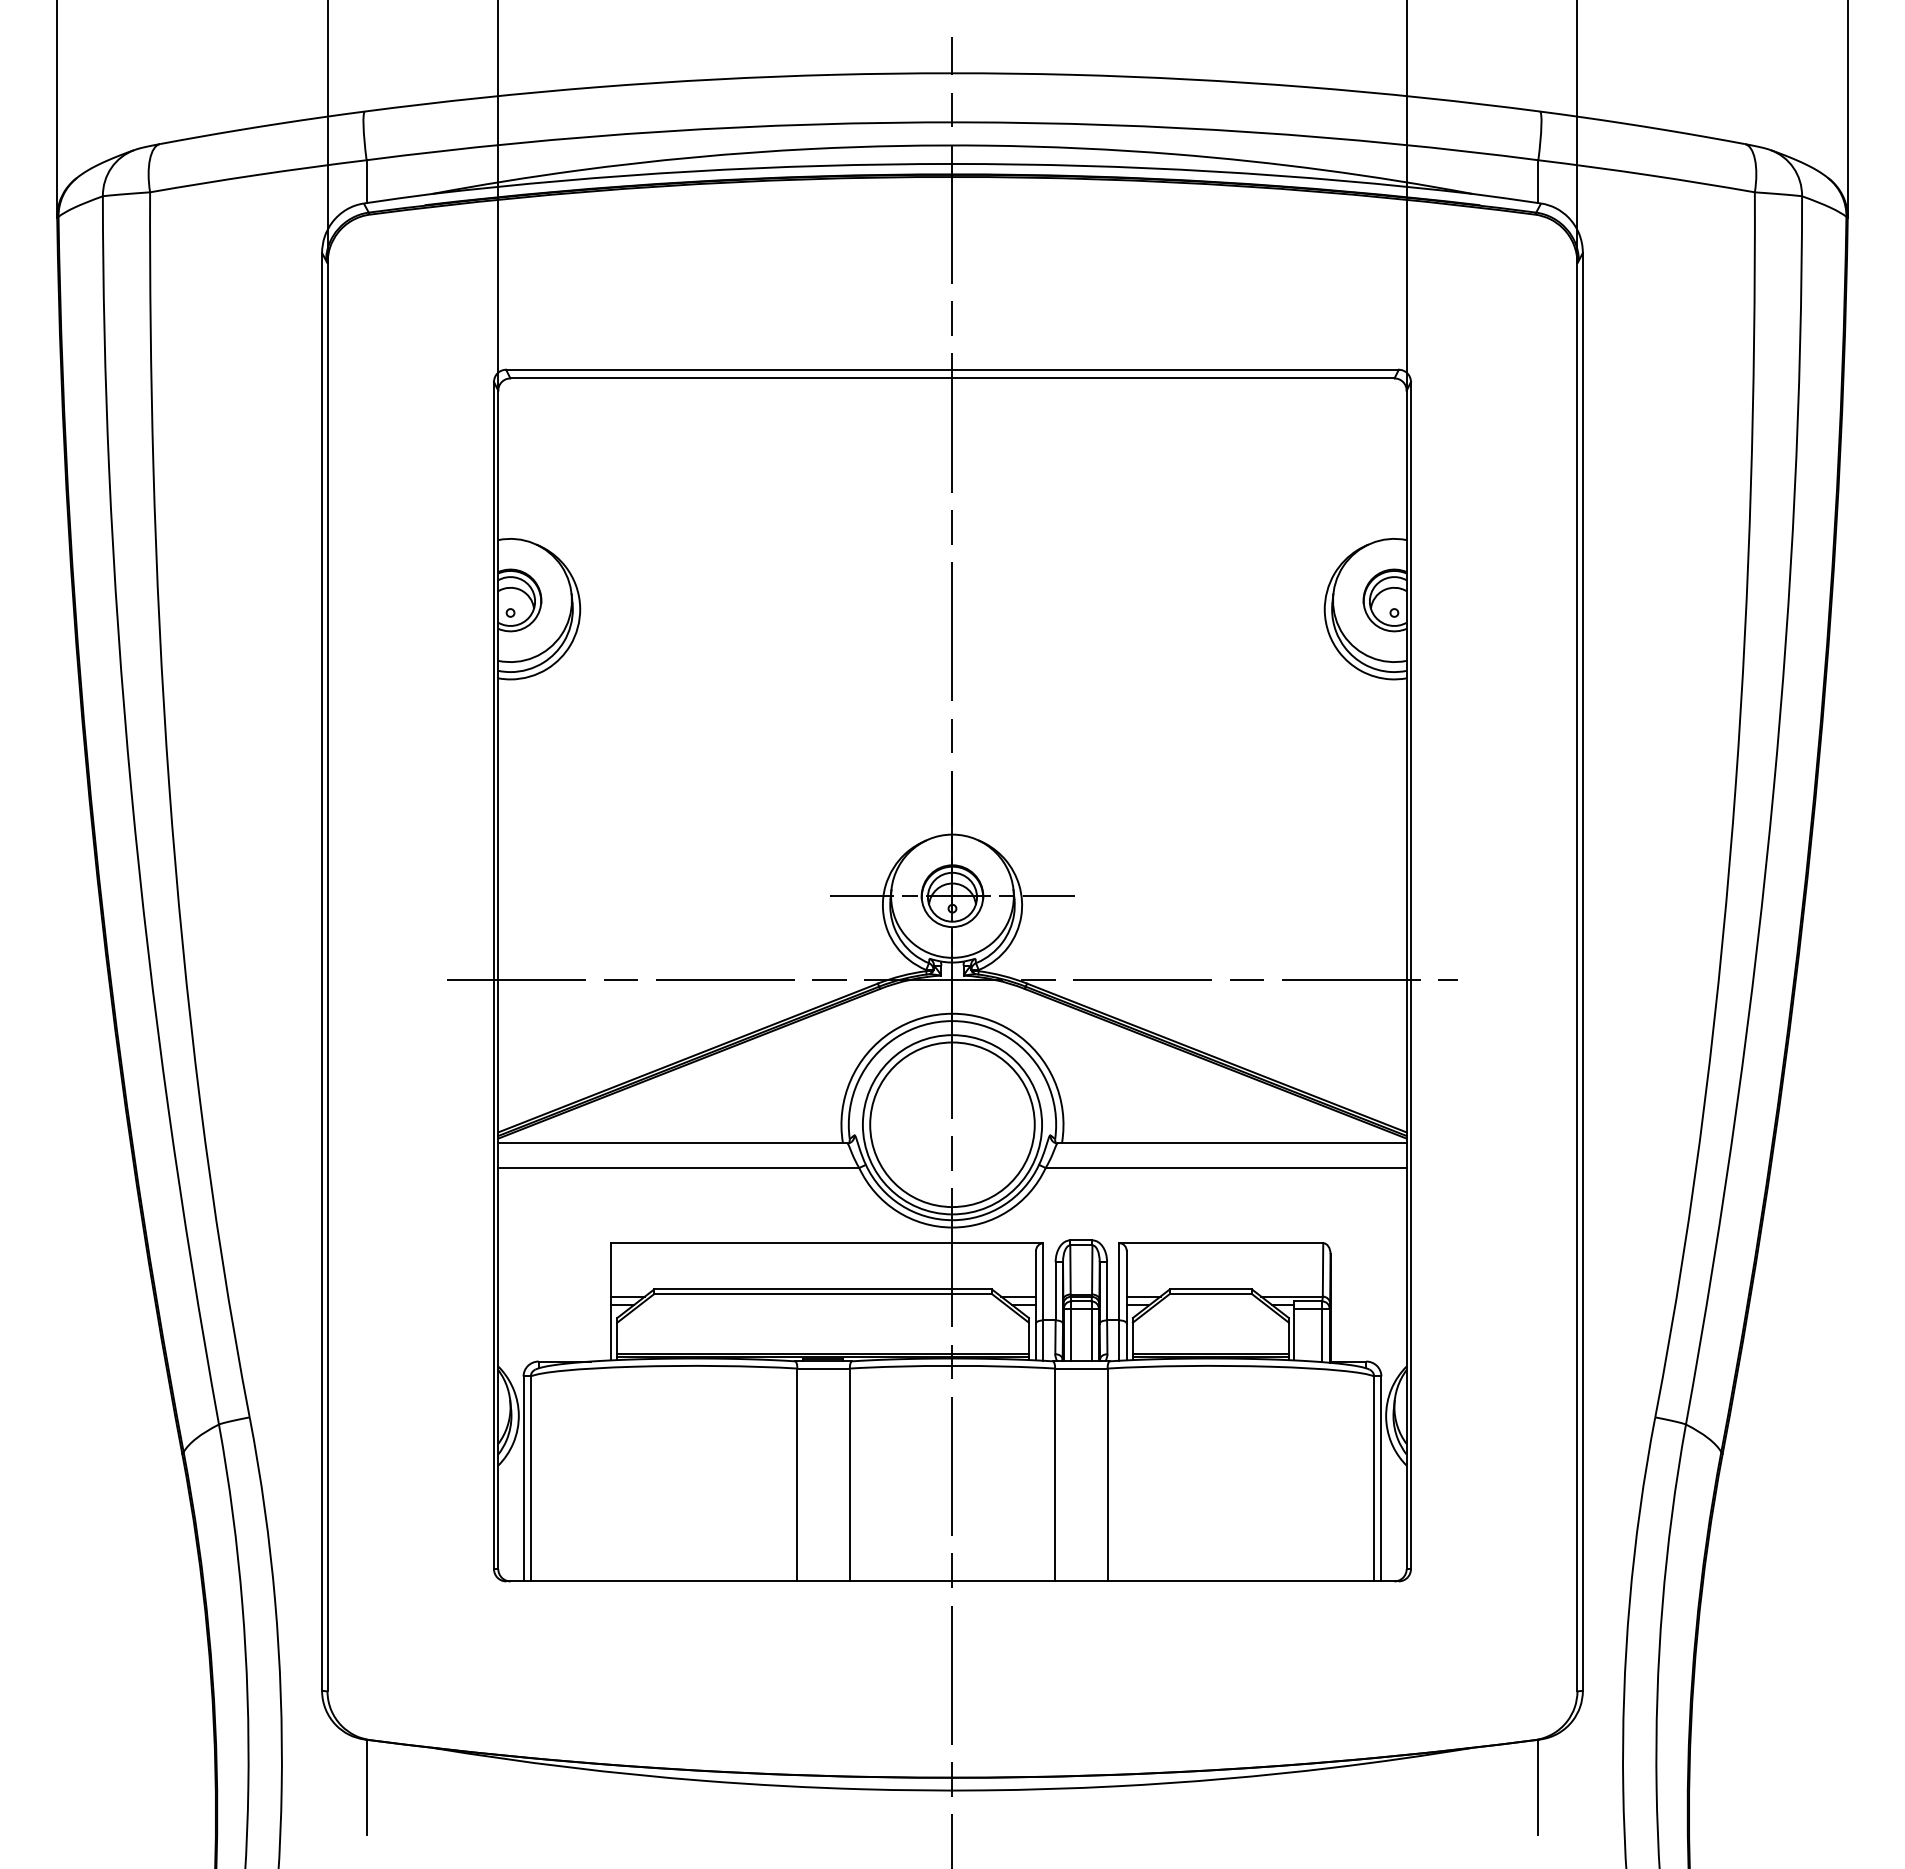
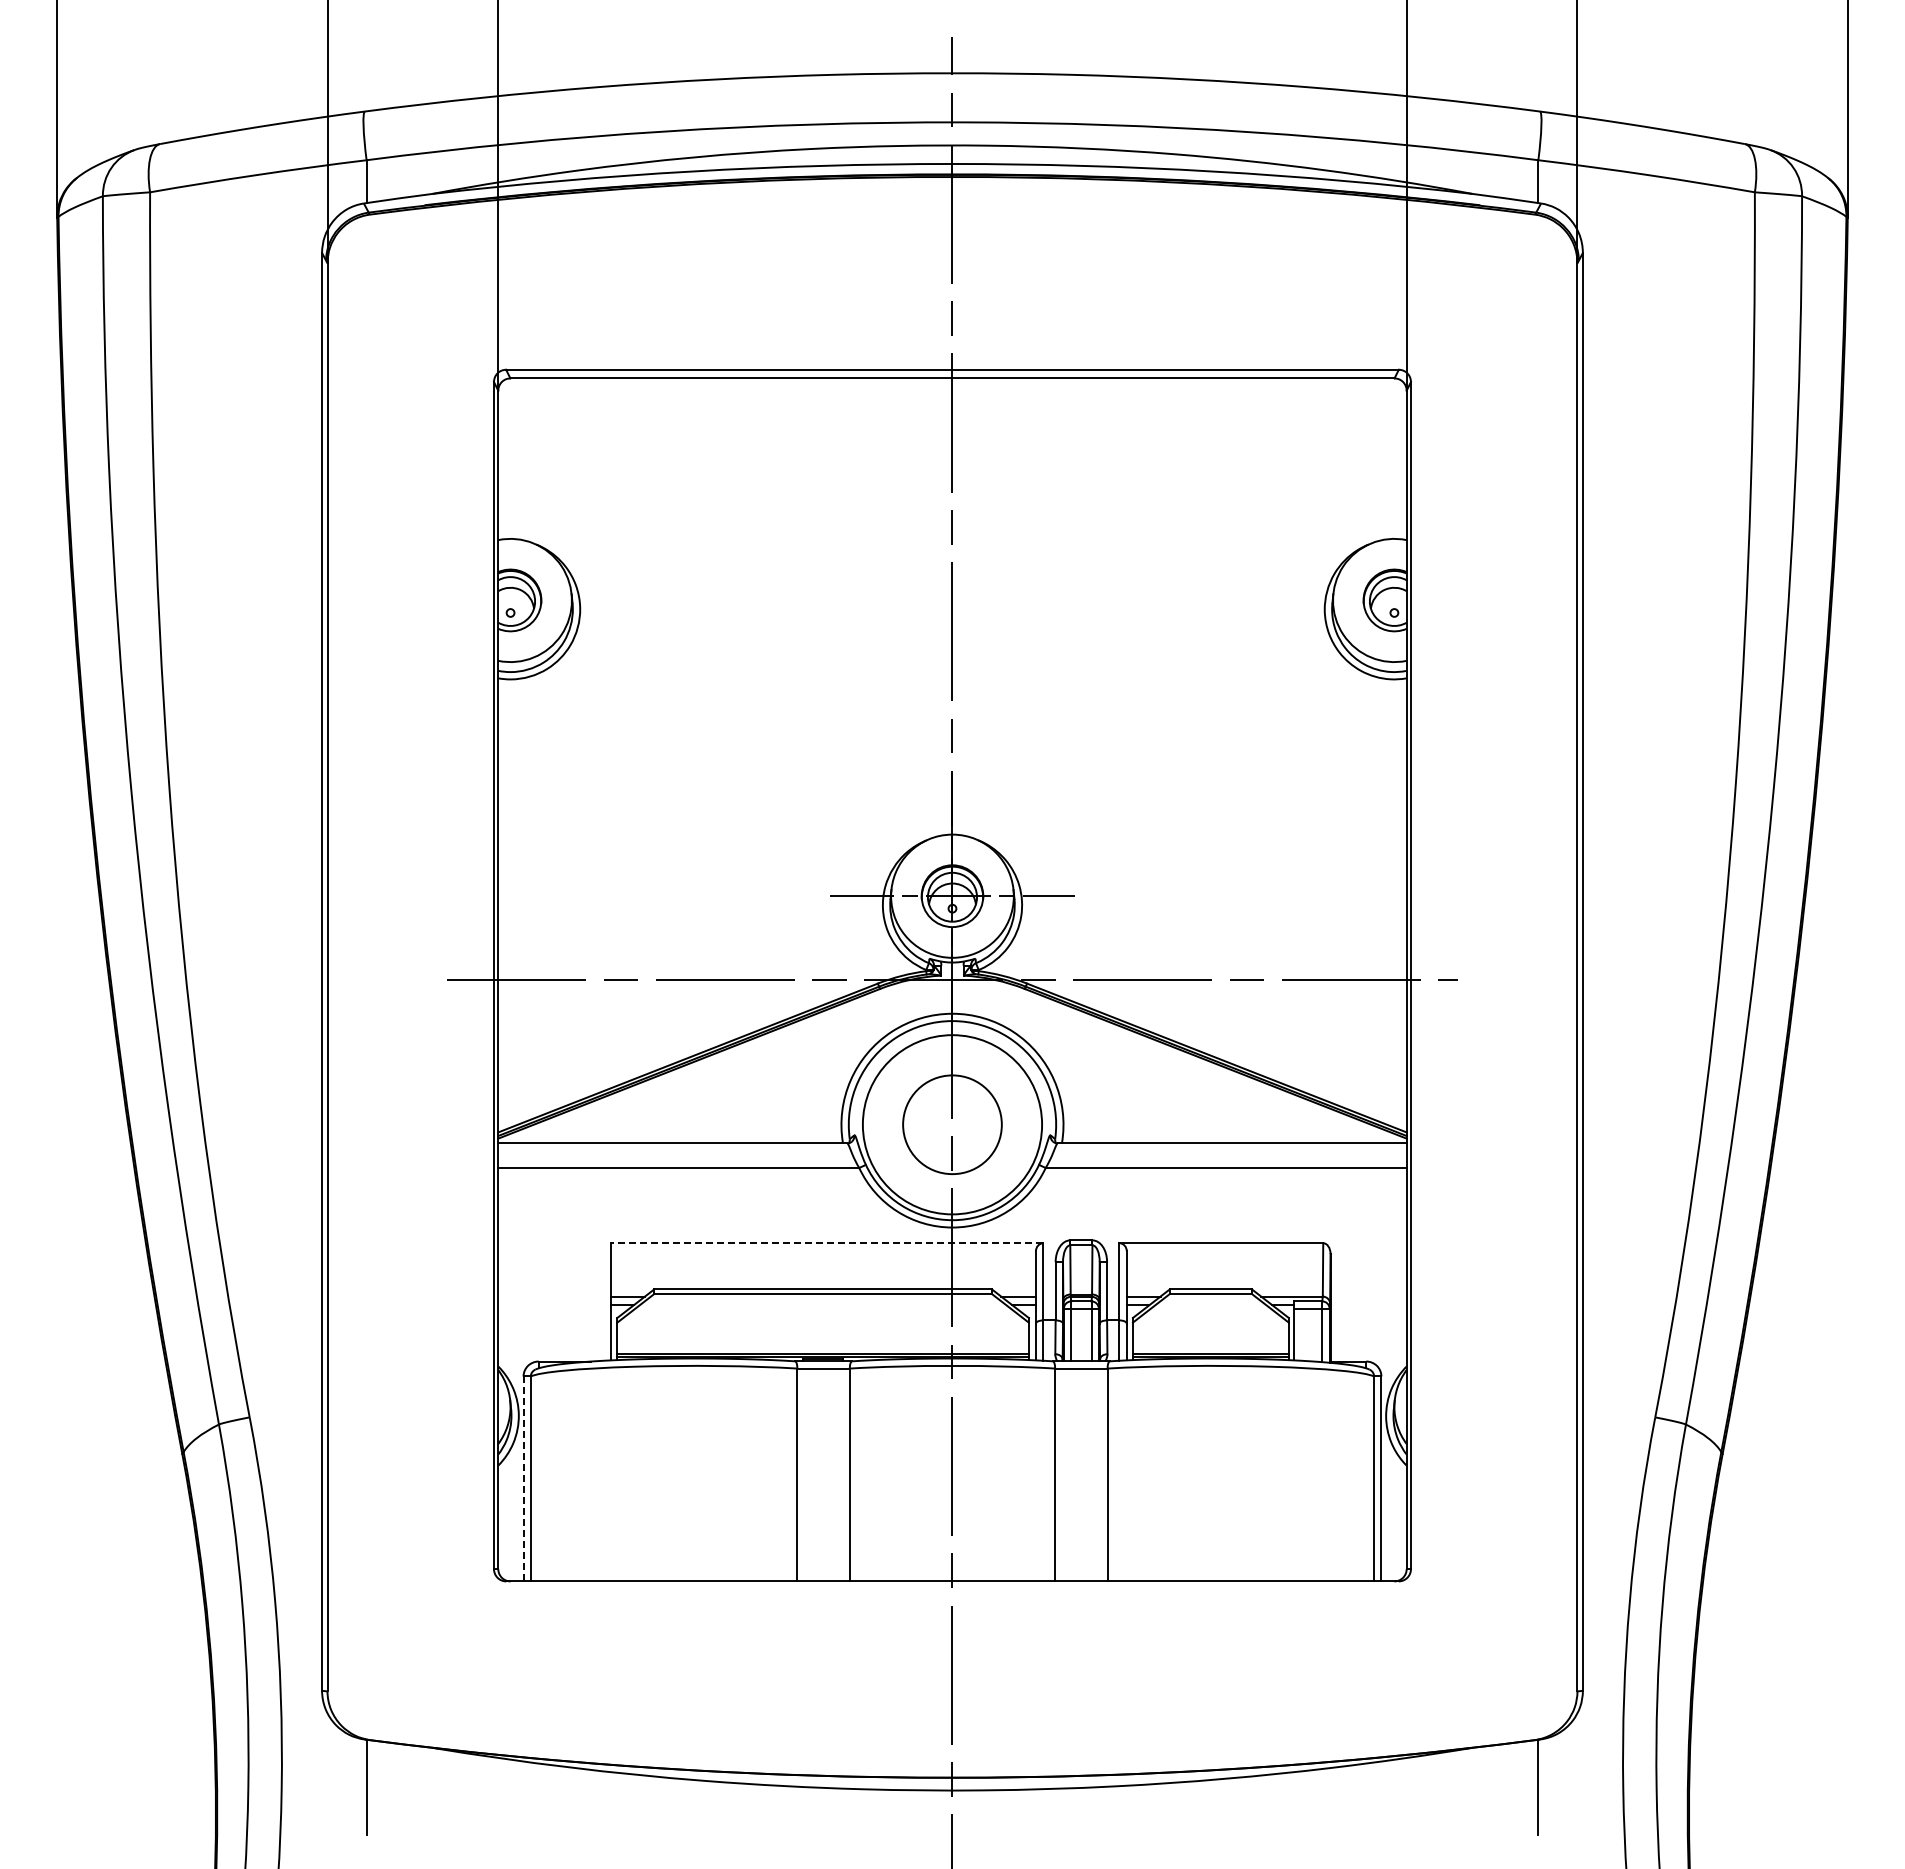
circle diameter: 165 px -> 99 px (952, 1124)
line: solid -> dashed (826, 1243)
line: solid -> dashed (523, 1479)
